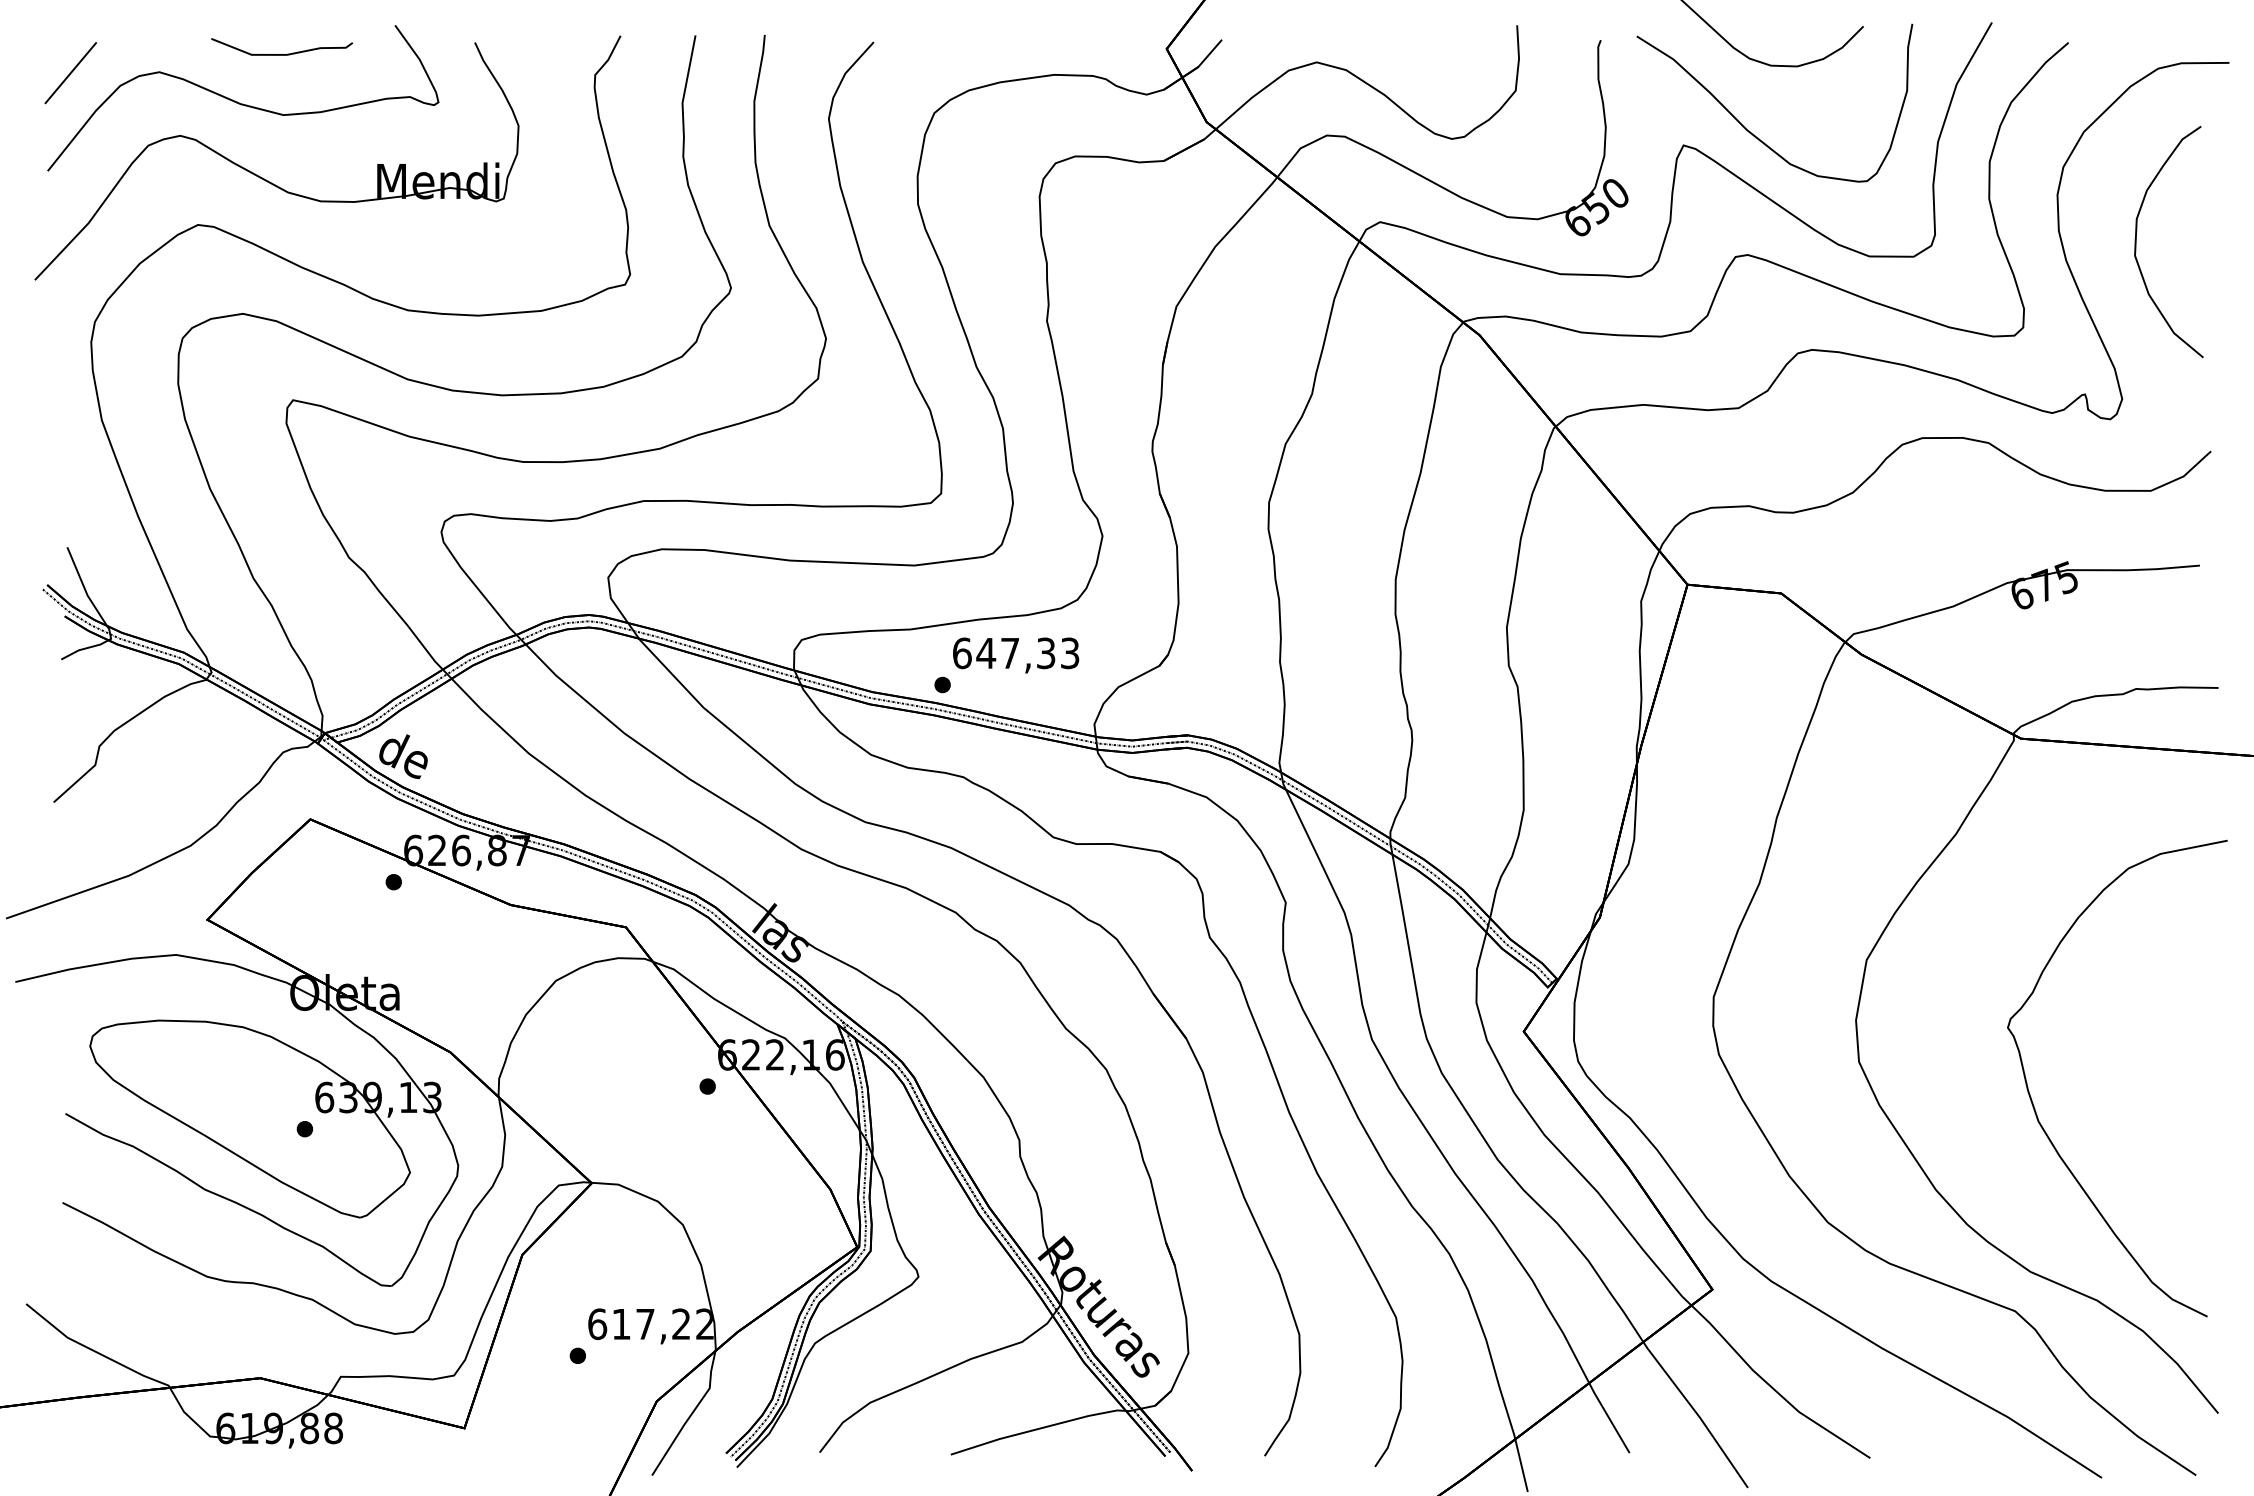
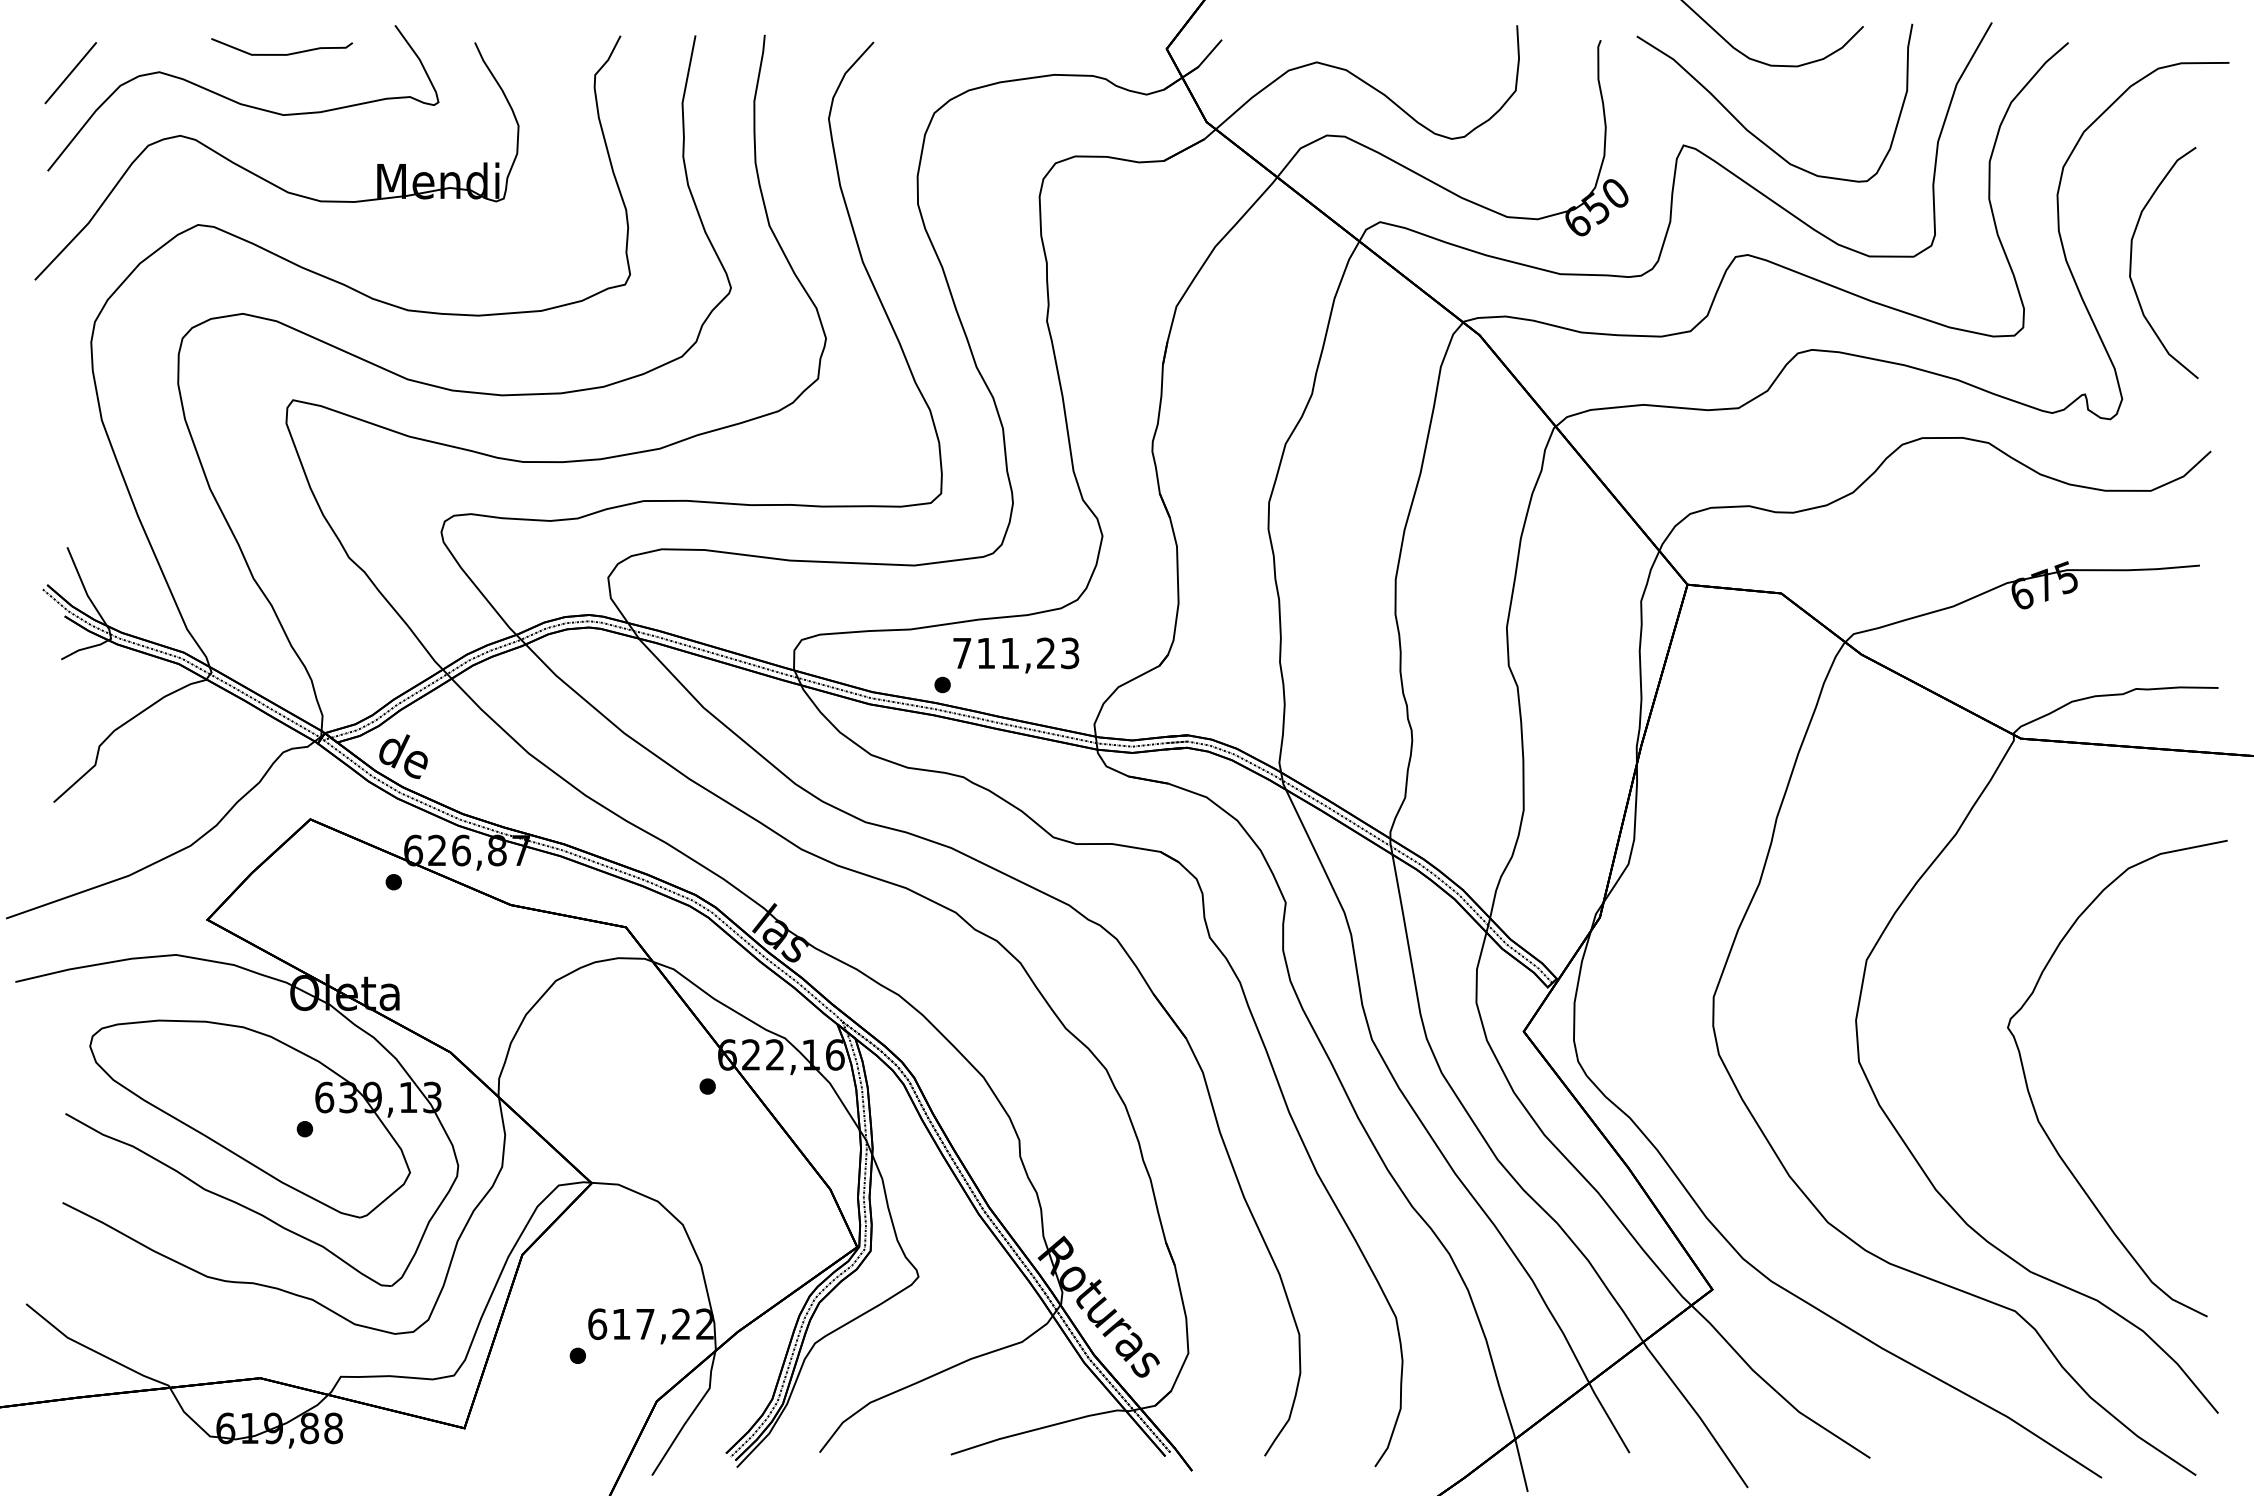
curve position: (2136, 242) -> (2131, 263) (2131, 263)
text: 647,33 -> 711,23 (1004, 653)
